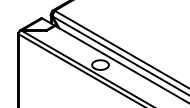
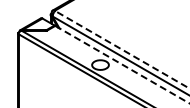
line: solid -> dashed (121, 49)
line: solid -> dashed (122, 64)
